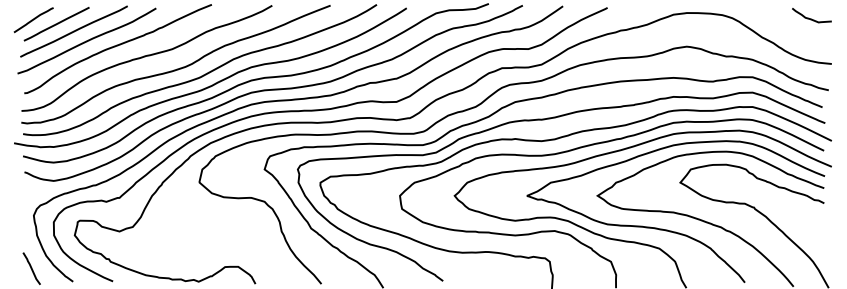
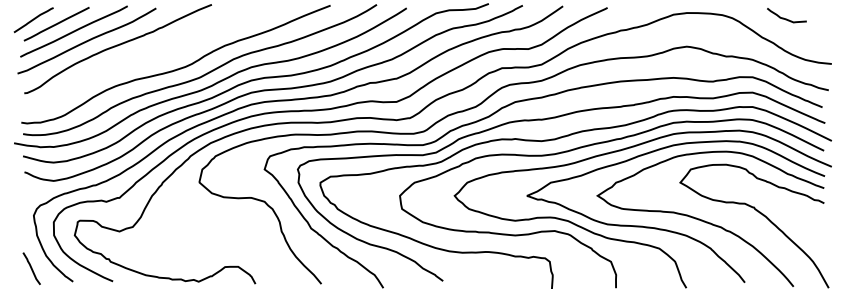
curve position: (811, 18) -> (786, 18) (786, 18)
curve: present -> none (145, 57)
